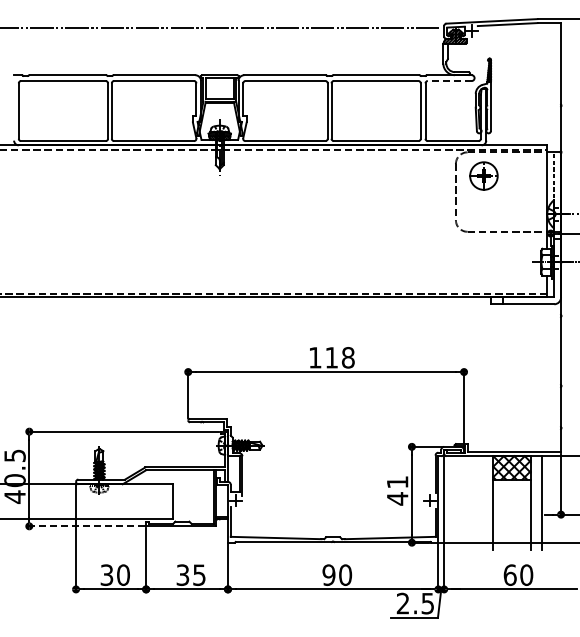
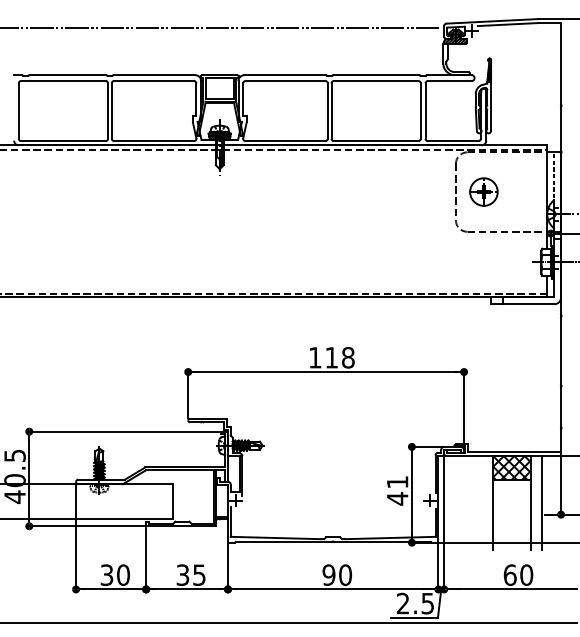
line: dashed -> solid (449, 81)
part position: (483, 175) -> (483, 191) (483, 191)
line: dashed -> solid (85, 526)
line: none -> present (289, 622)
